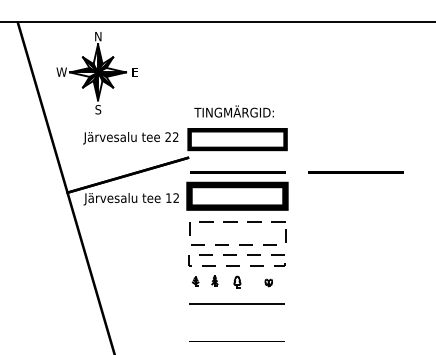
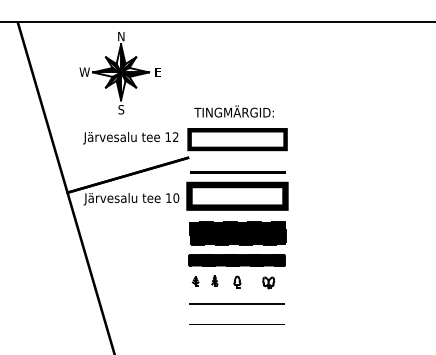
part position: (96, 73) -> (119, 73) (119, 73)
text: 22 -> 12 (167, 136)
line: present -> none (355, 172)
text: 12 -> 10 (176, 197)
fill: none -> present (237, 232)
hatch: none -> present (237, 259)
part size: 9x10 px -> 14x14 px (268, 282)
line position: (236, 341) -> (236, 324) (236, 324)
